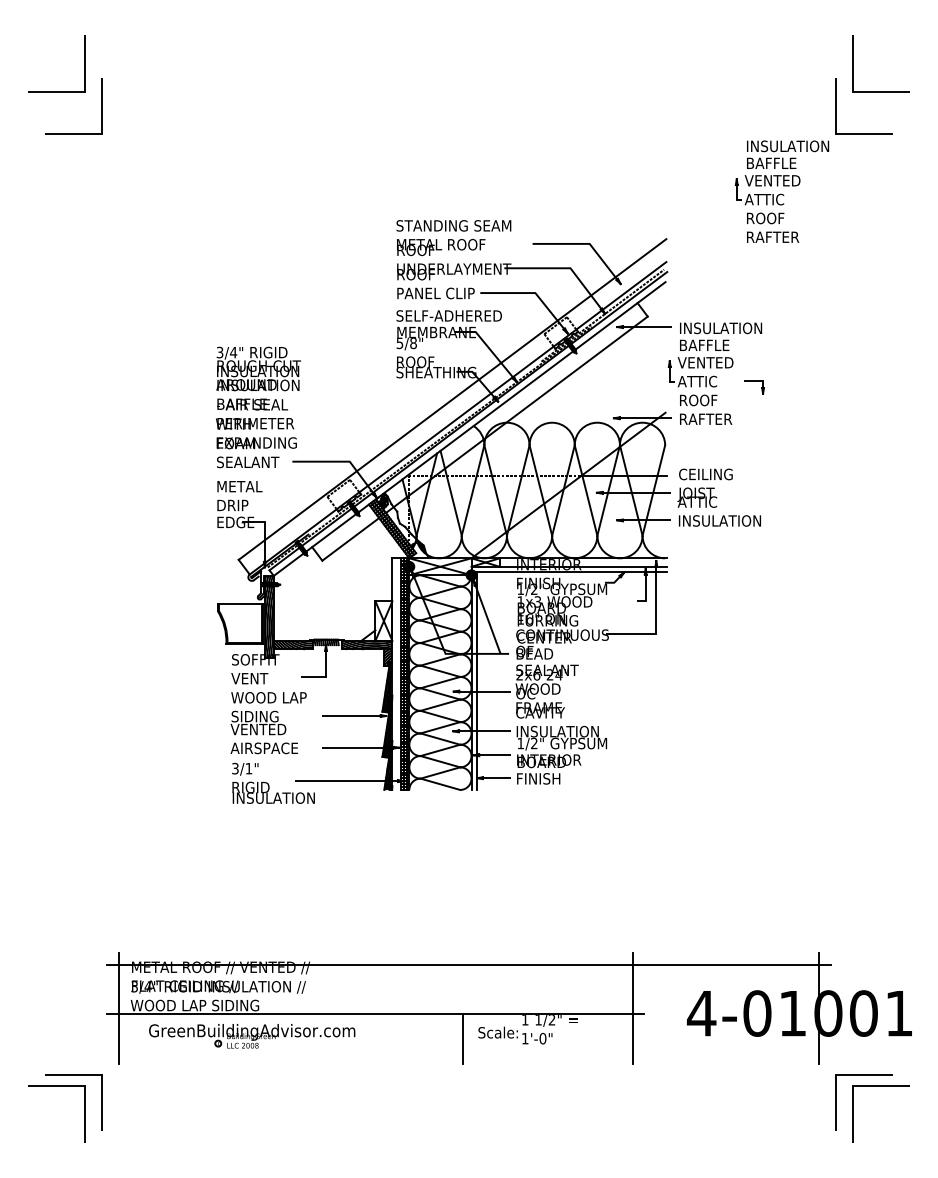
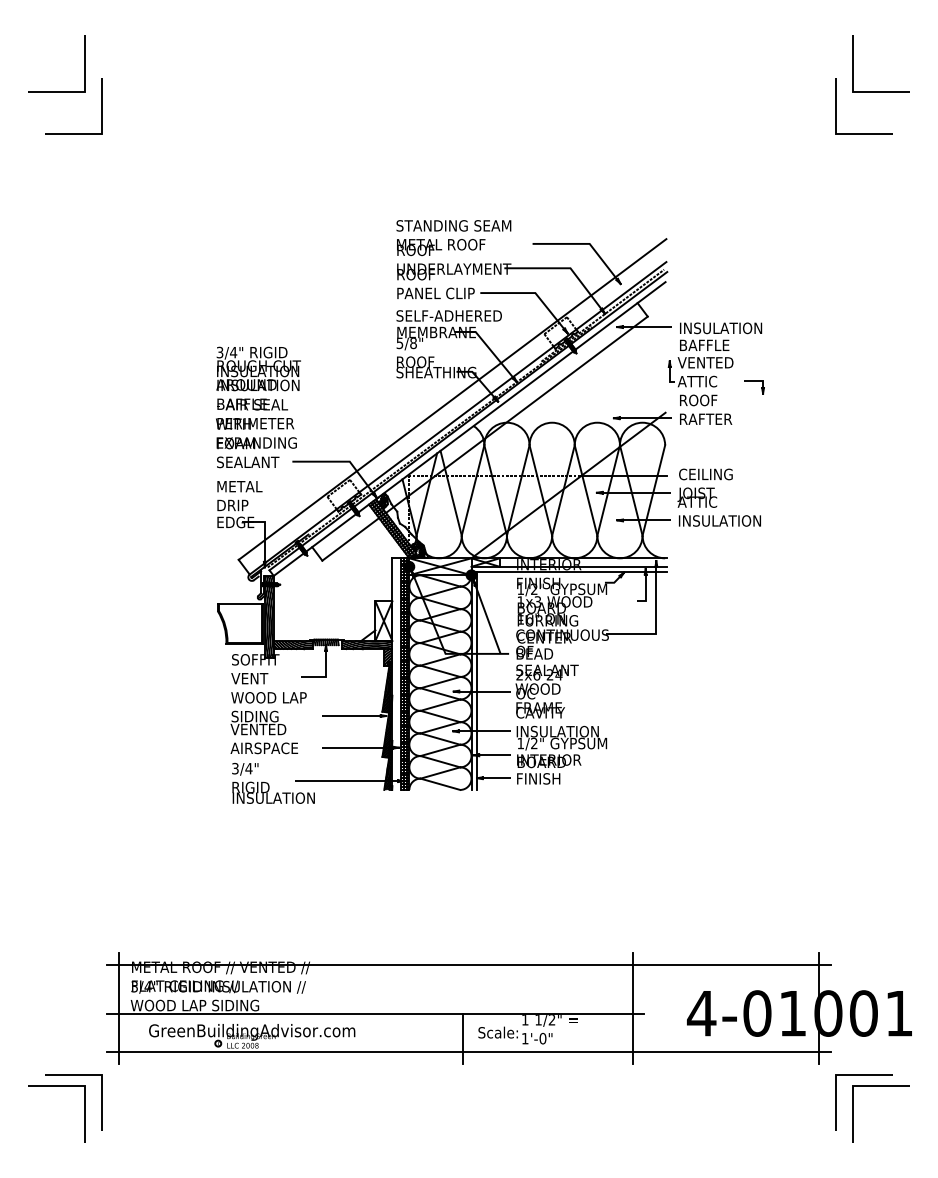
part: present -> none (781, 191)
hatch: none -> present (419, 550)
text: 3/1" -> 3/4" (248, 768)
line: none -> present (468, 1052)
